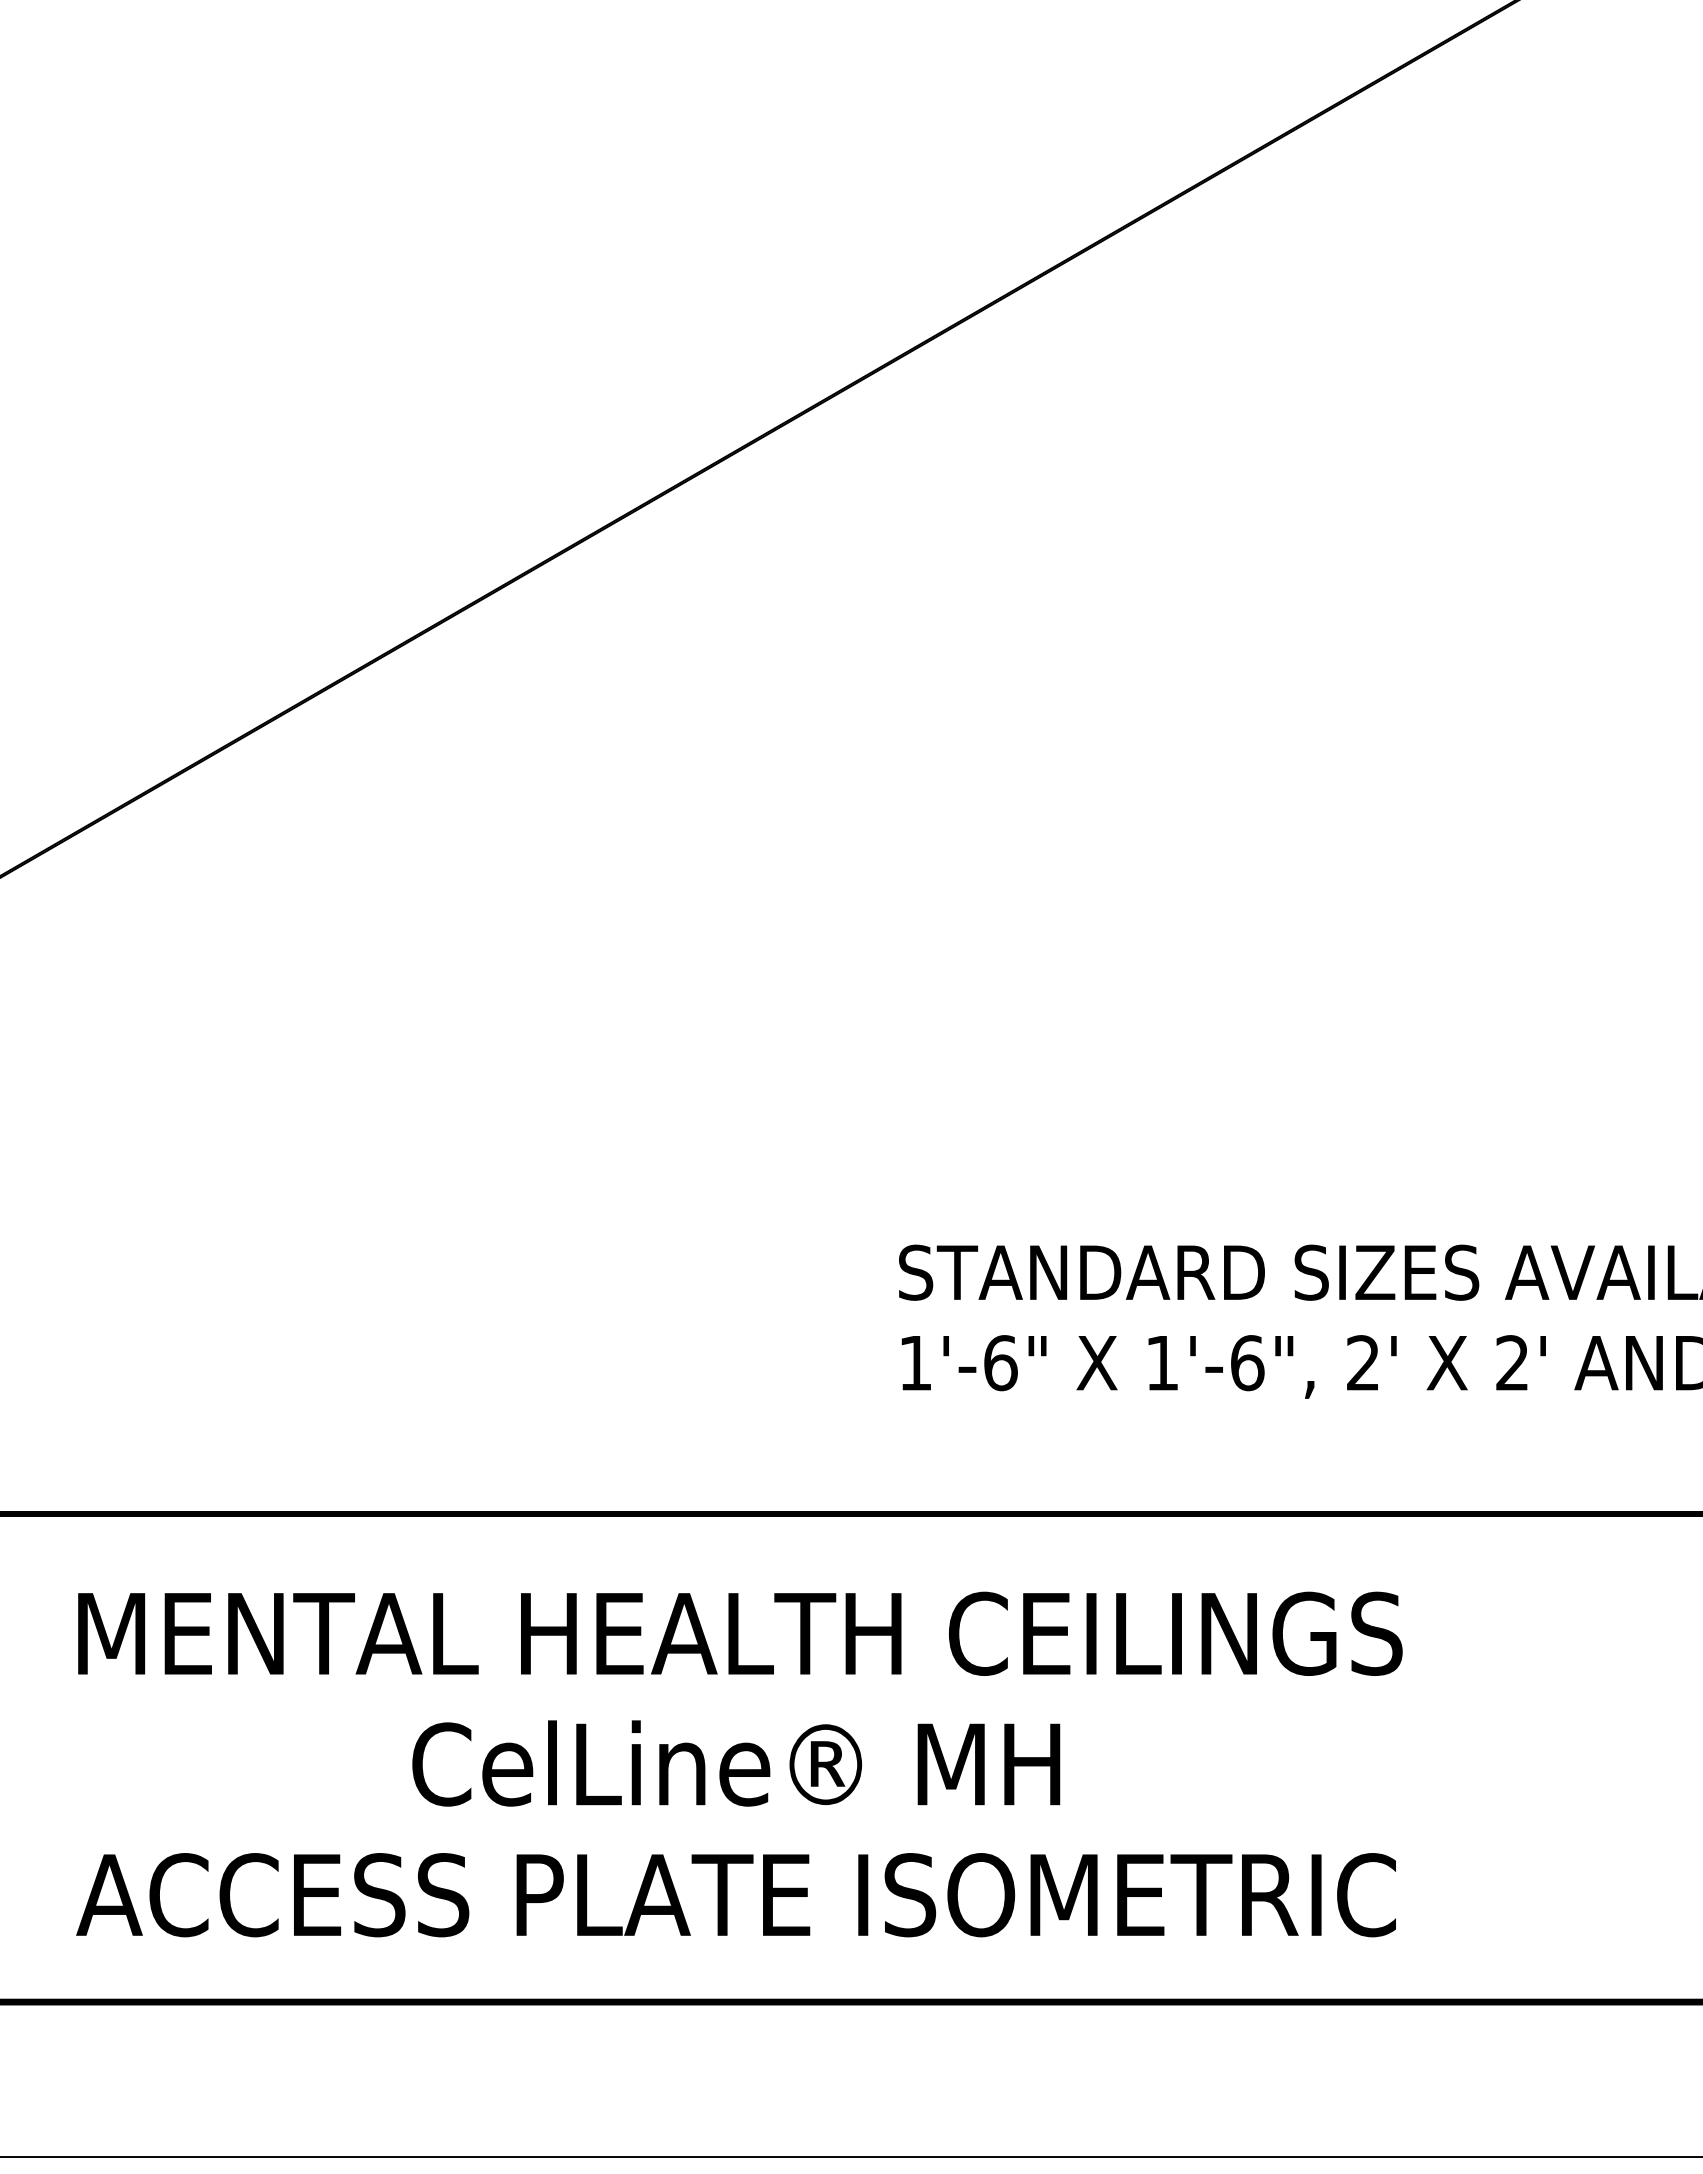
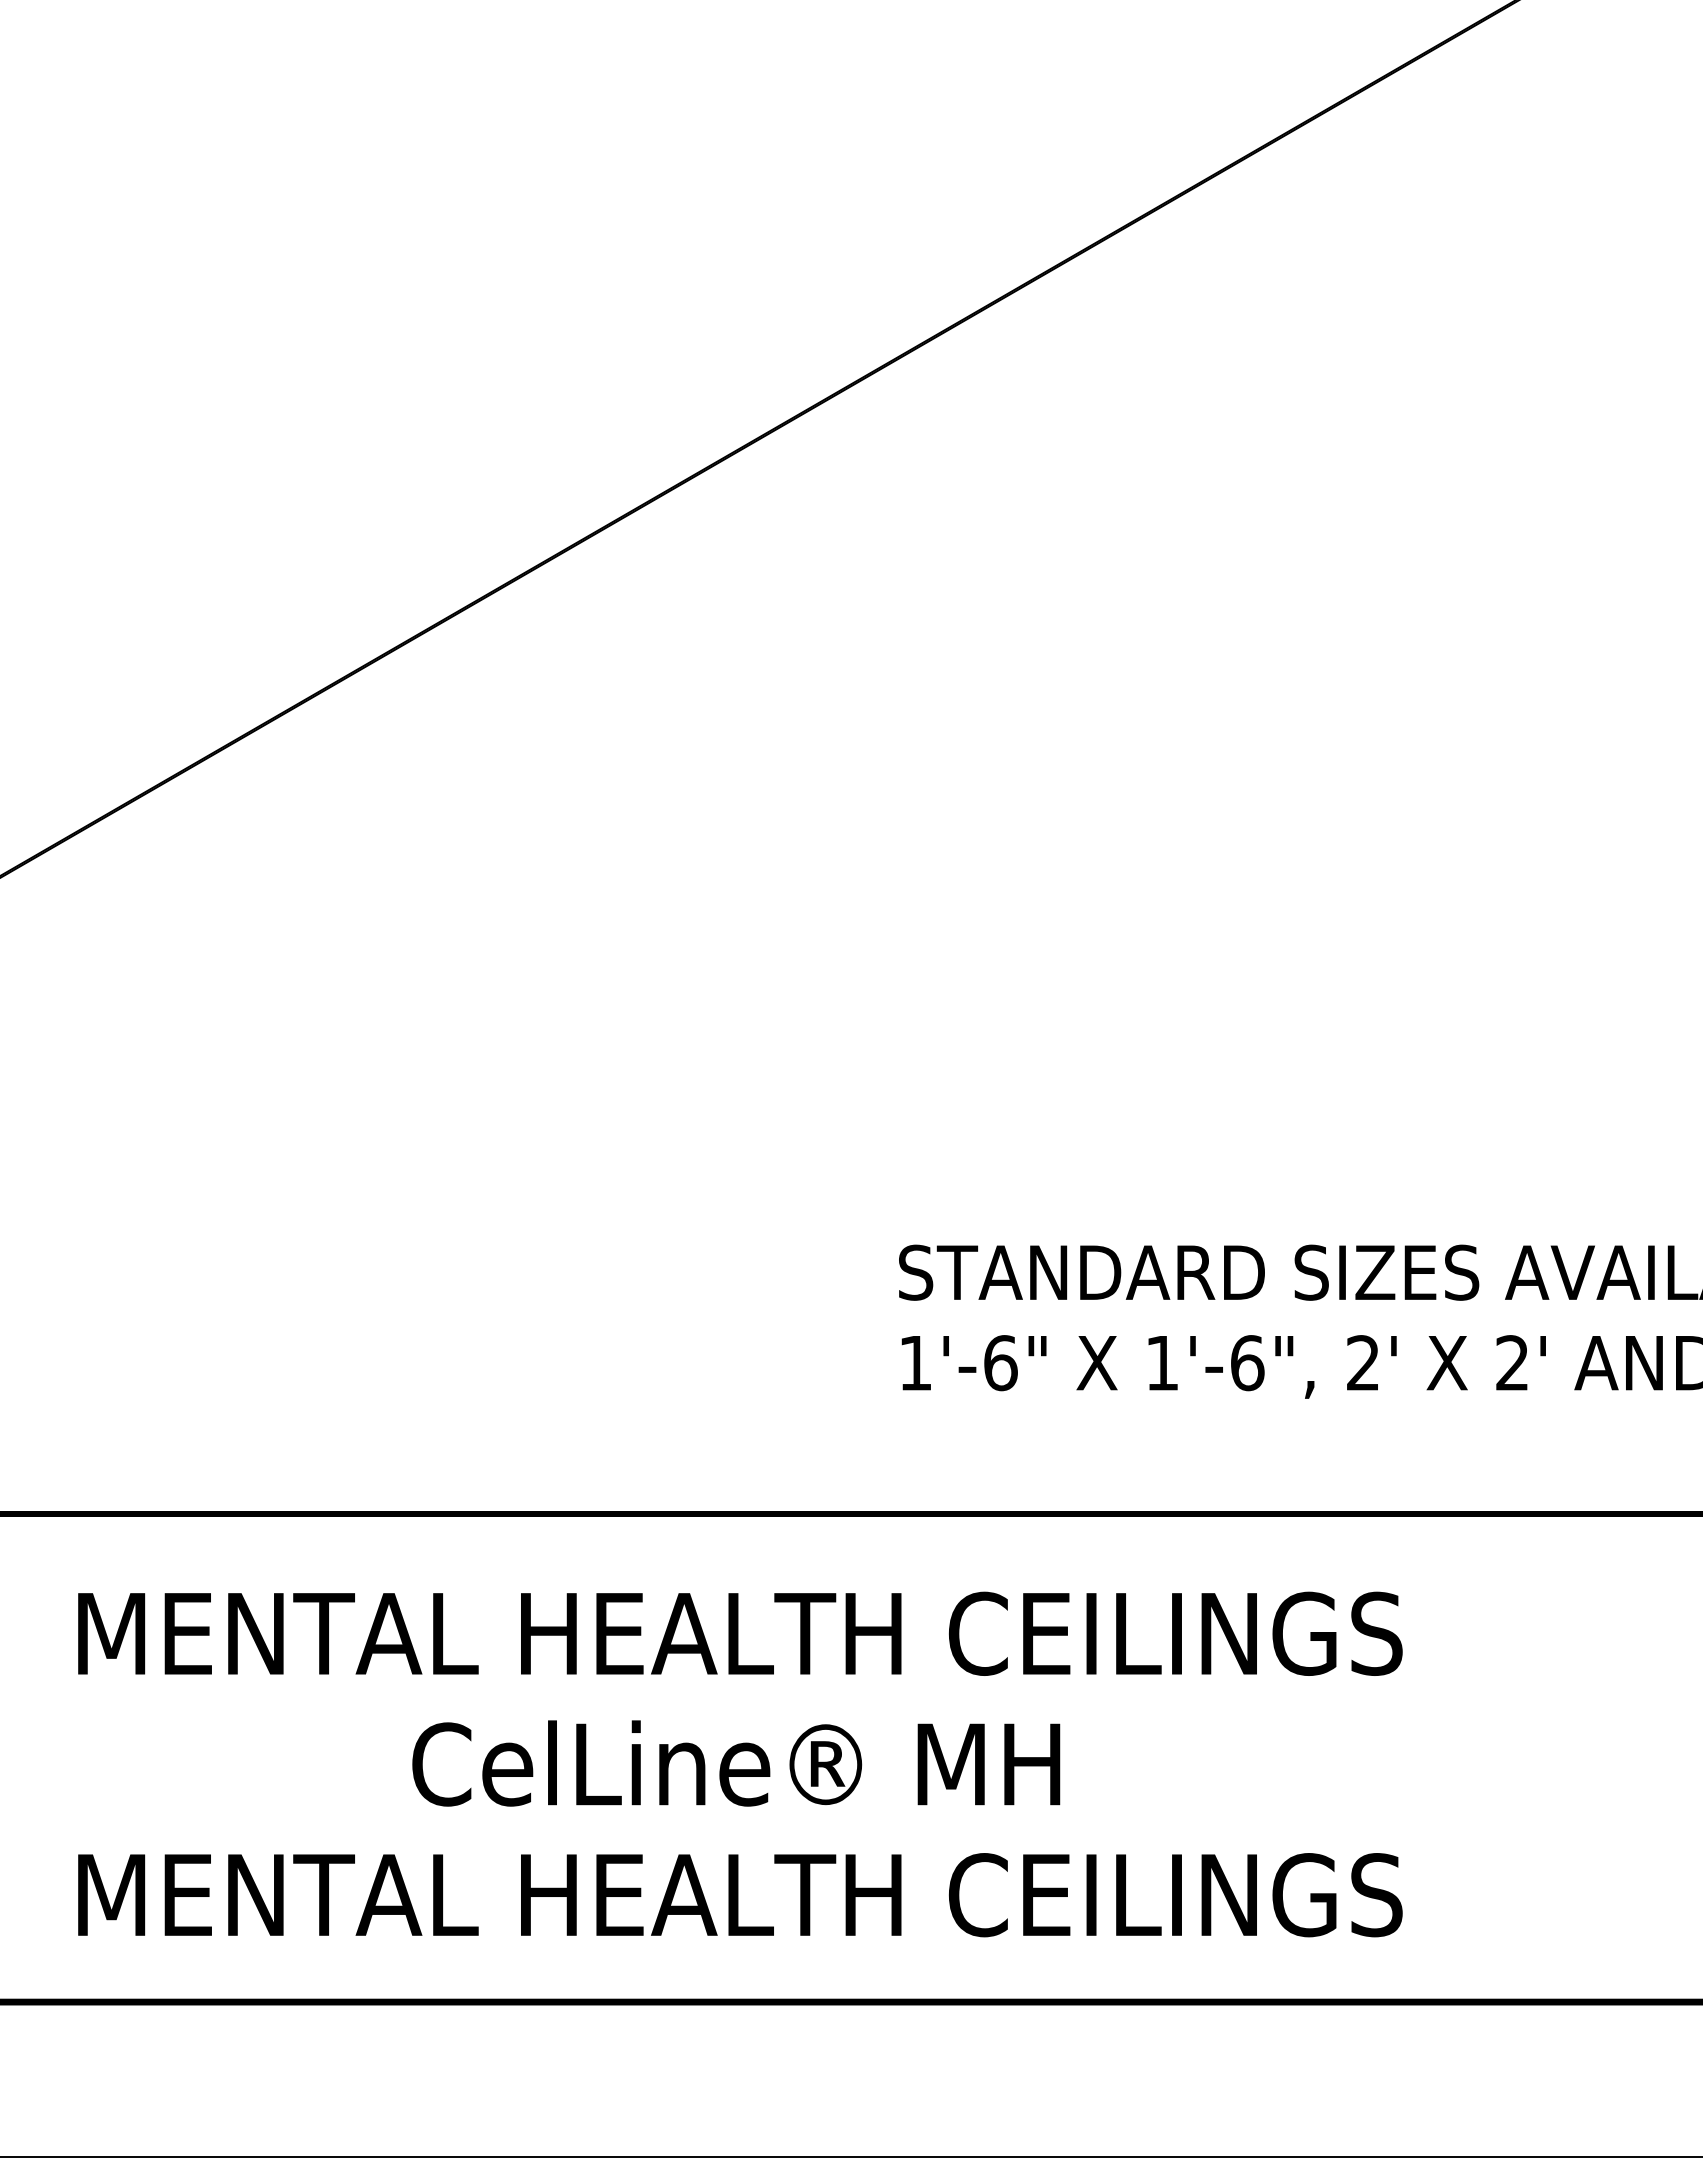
text: ACCESS PLATE ISOMETRIC -> MENTAL HEALTH CEILINGS (739, 1895)
